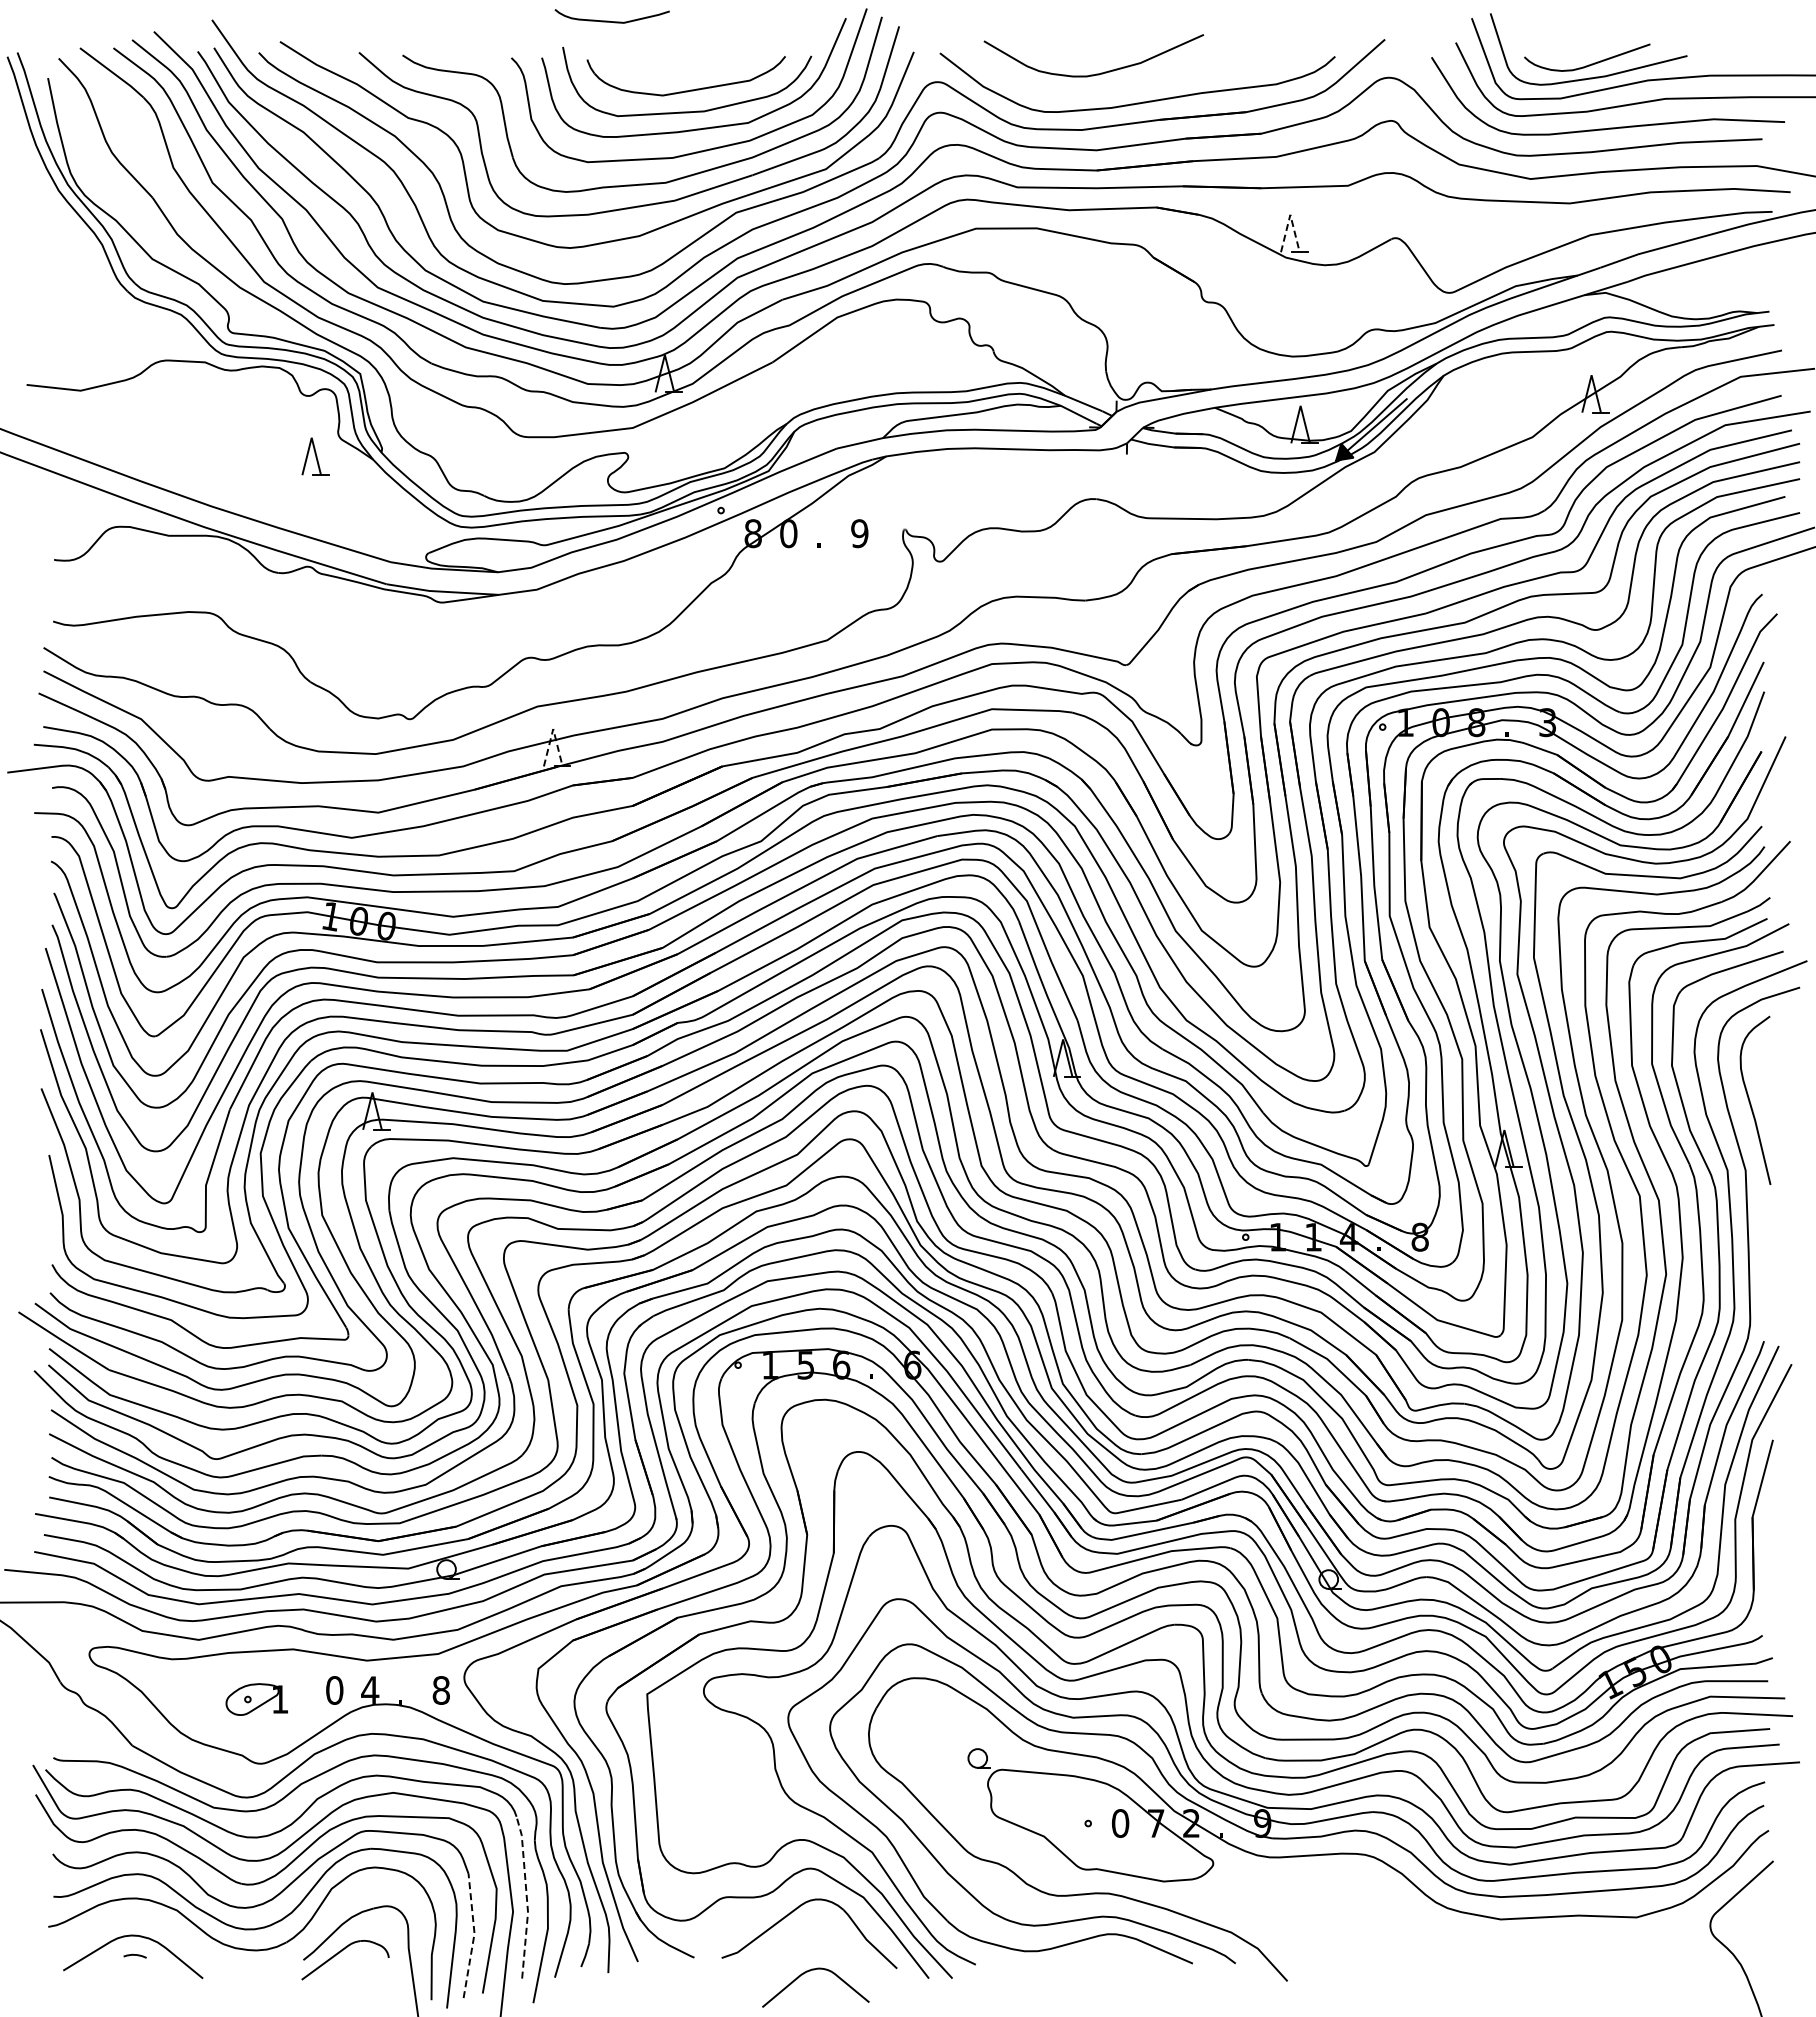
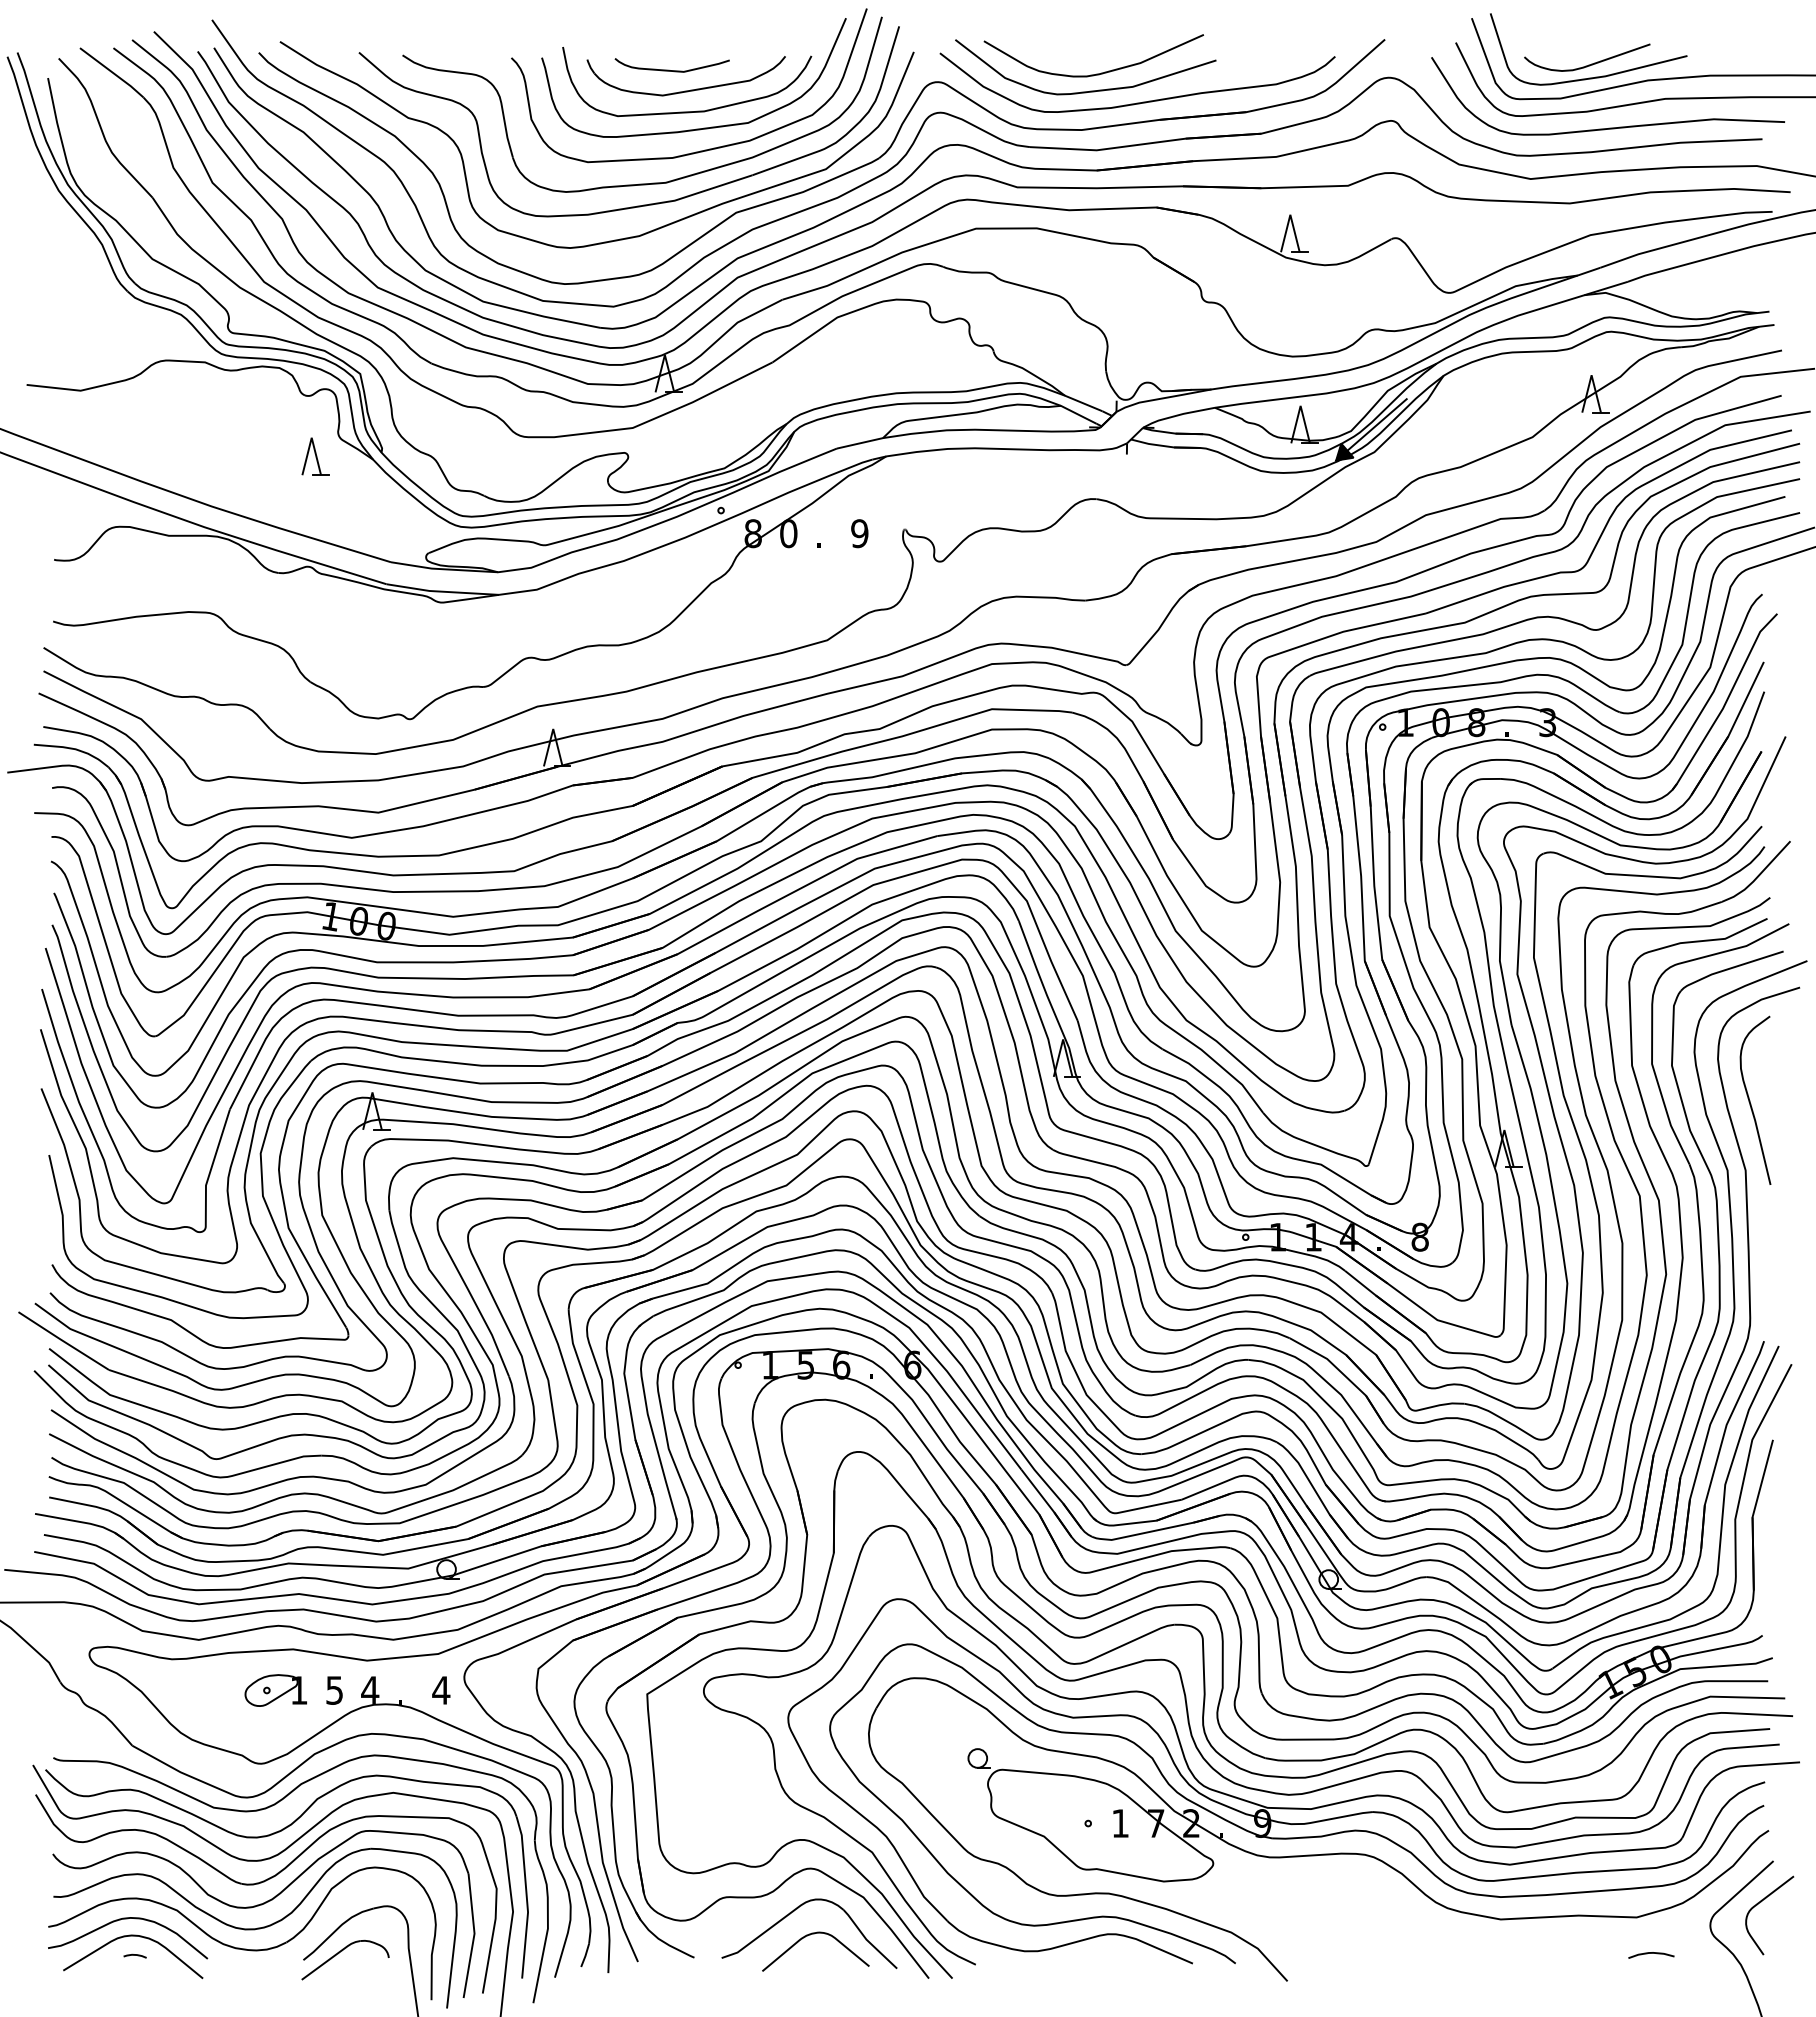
curve position: (609, 20) -> (669, 69) (669, 69)
curve: none -> present (1089, 90)
line: dashed -> solid (1290, 214)
line: dashed -> solid (553, 729)
text: 0 -> 5 (334, 1690)
text: 8 -> 4 (441, 1690)
part position: (256, 1699) -> (275, 1690) (275, 1690)
text: 0 -> 1 (1120, 1823)
line: dashed -> solid (526, 1896)
curve: none -> present (1761, 1902)
curve: none -> present (127, 1919)
line: dashed -> solid (474, 1935)
curve: none -> present (1651, 1953)
curve position: (810, 1971) -> (810, 1935) (810, 1935)
